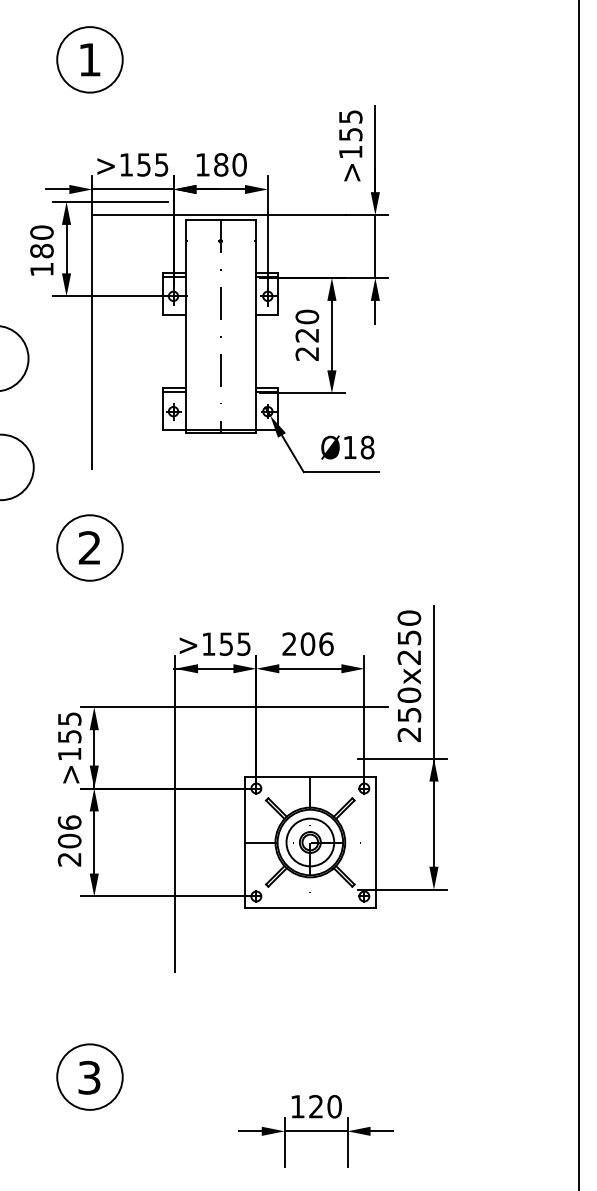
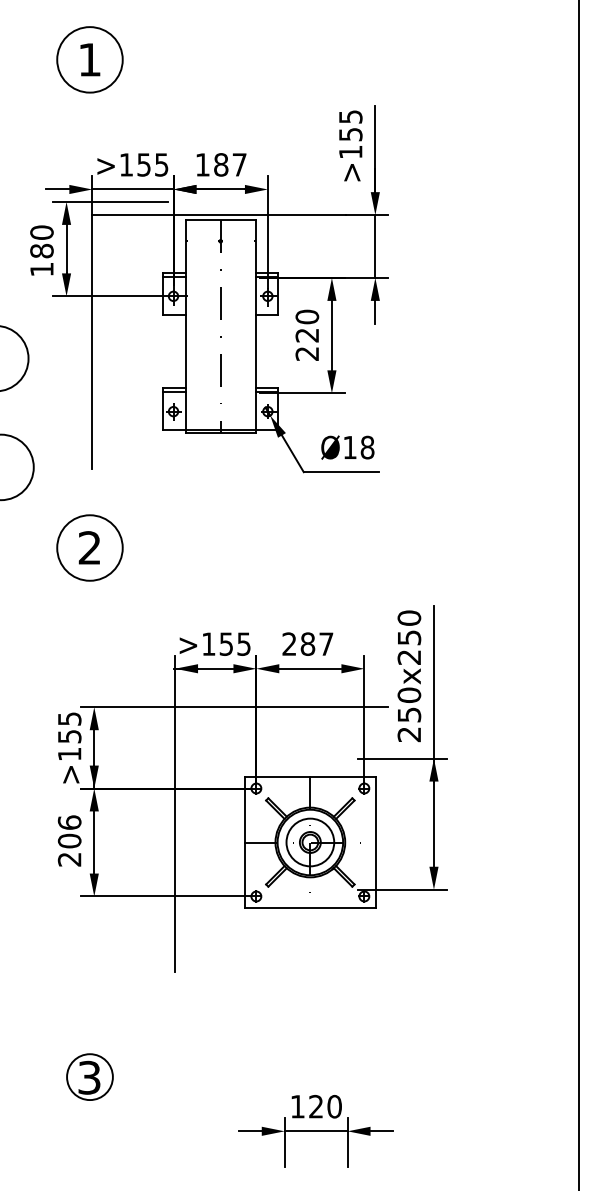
text: 180 -> 187 (239, 164)
text: 206 -> 287 (316, 643)
circle diameter: 66 px -> 46 px (89, 1077)
